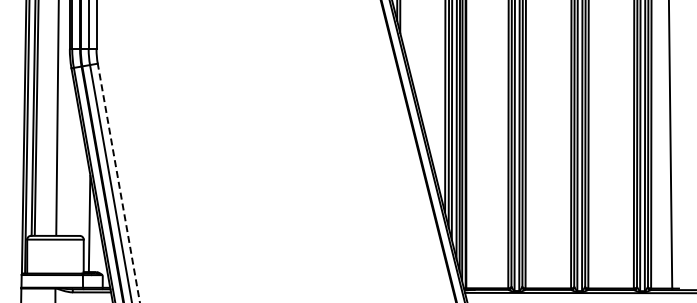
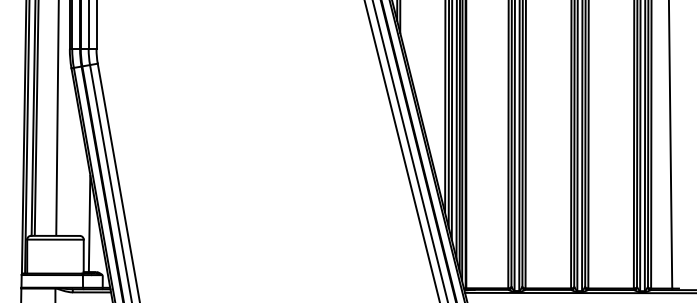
line: none -> present (402, 150)
line: none -> present (410, 150)
line: dashed -> solid (118, 182)
